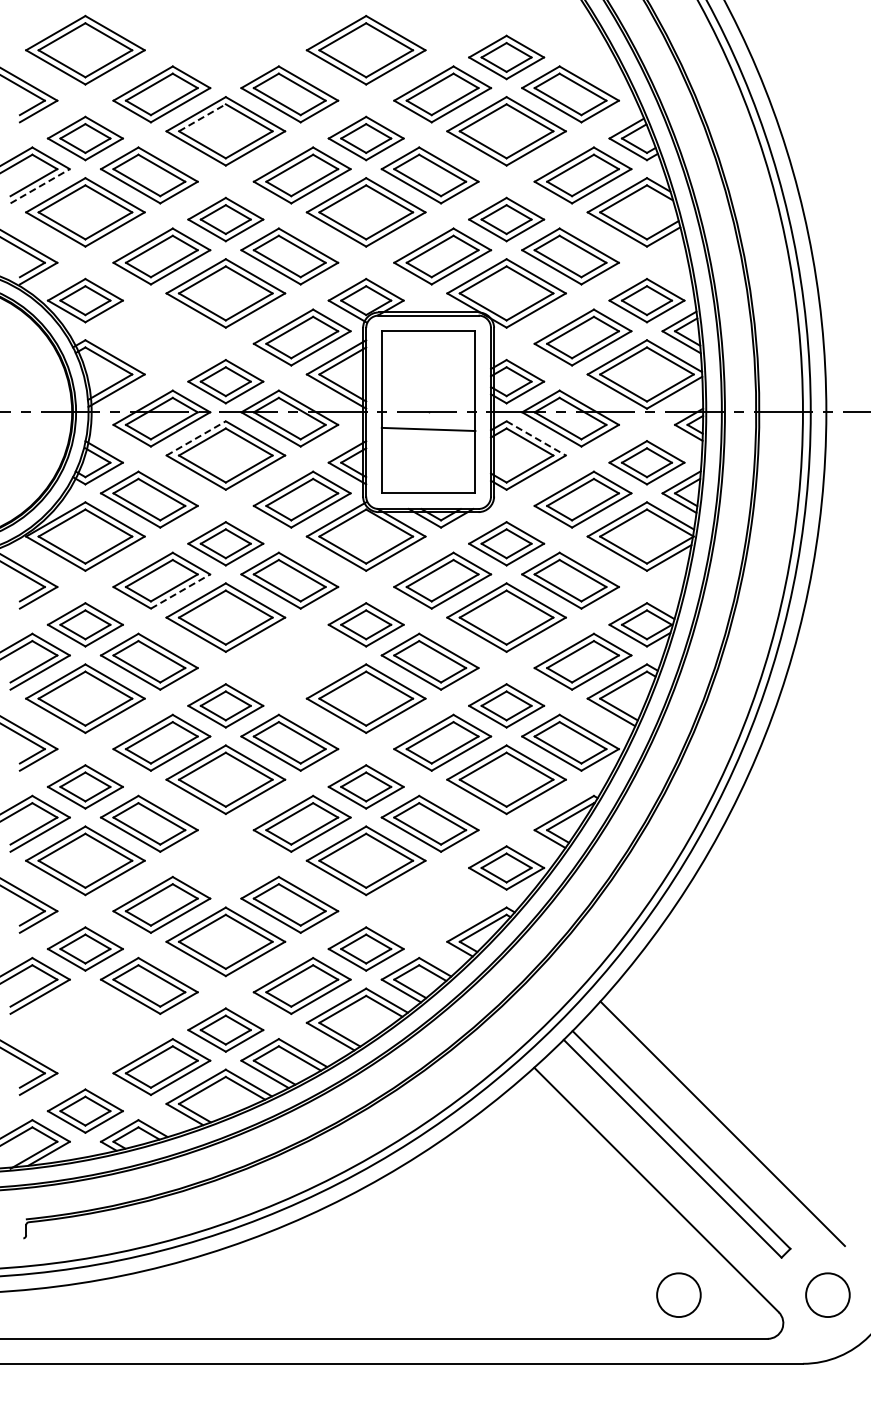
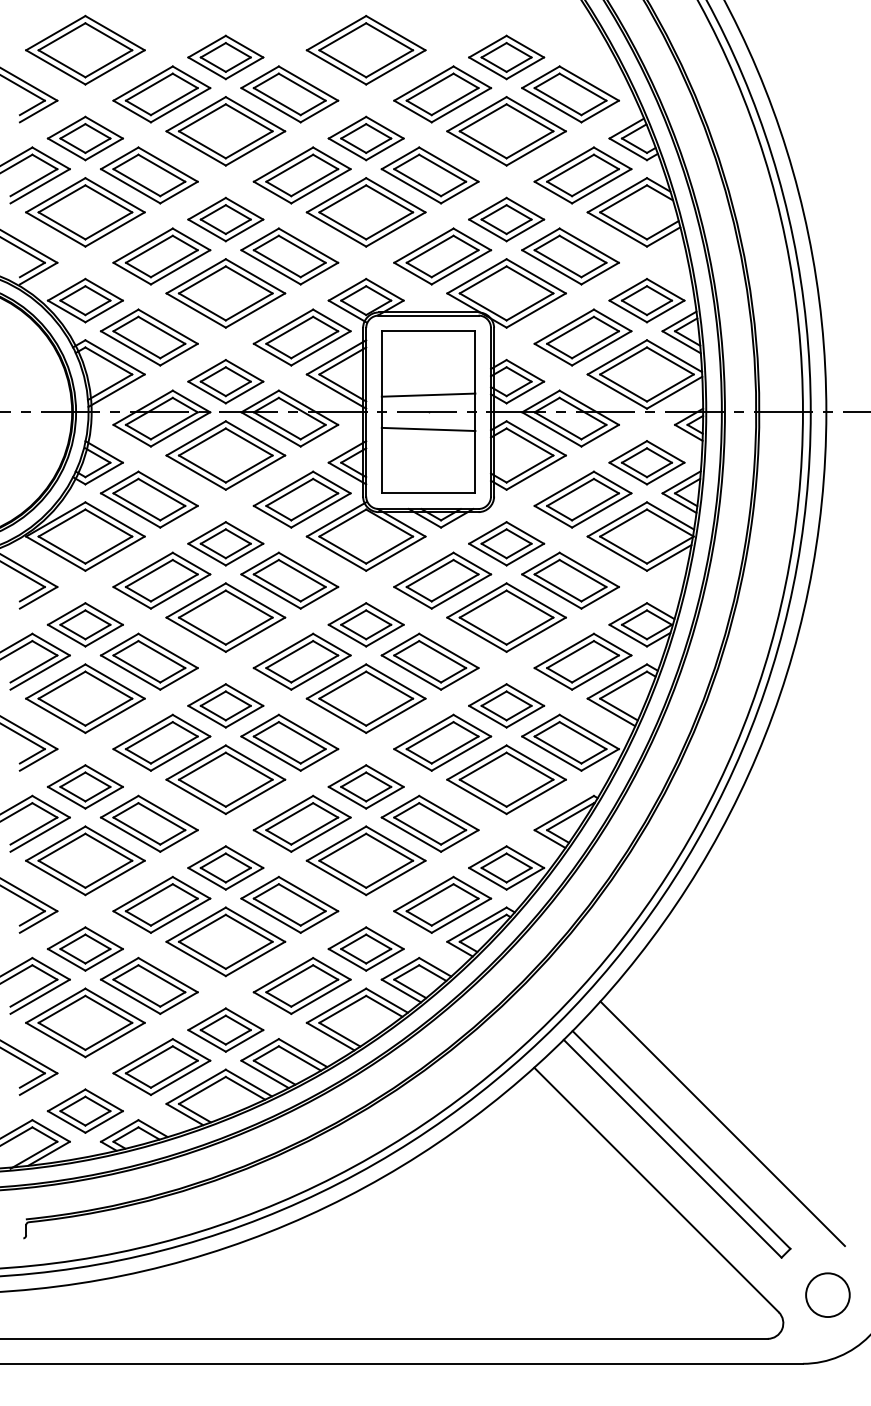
part: none -> present (225, 57)
line: dashed -> solid (202, 117)
line: dashed -> solid (40, 186)
part: none -> present (148, 337)
line: none -> present (428, 394)
line: dashed -> solid (196, 438)
line: dashed -> solid (536, 438)
line: dashed -> solid (181, 591)
part: none -> present (301, 661)
part: none -> present (225, 867)
part: none -> present (442, 904)
part: none -> present (85, 1022)
circle: present -> none (678, 1294)
